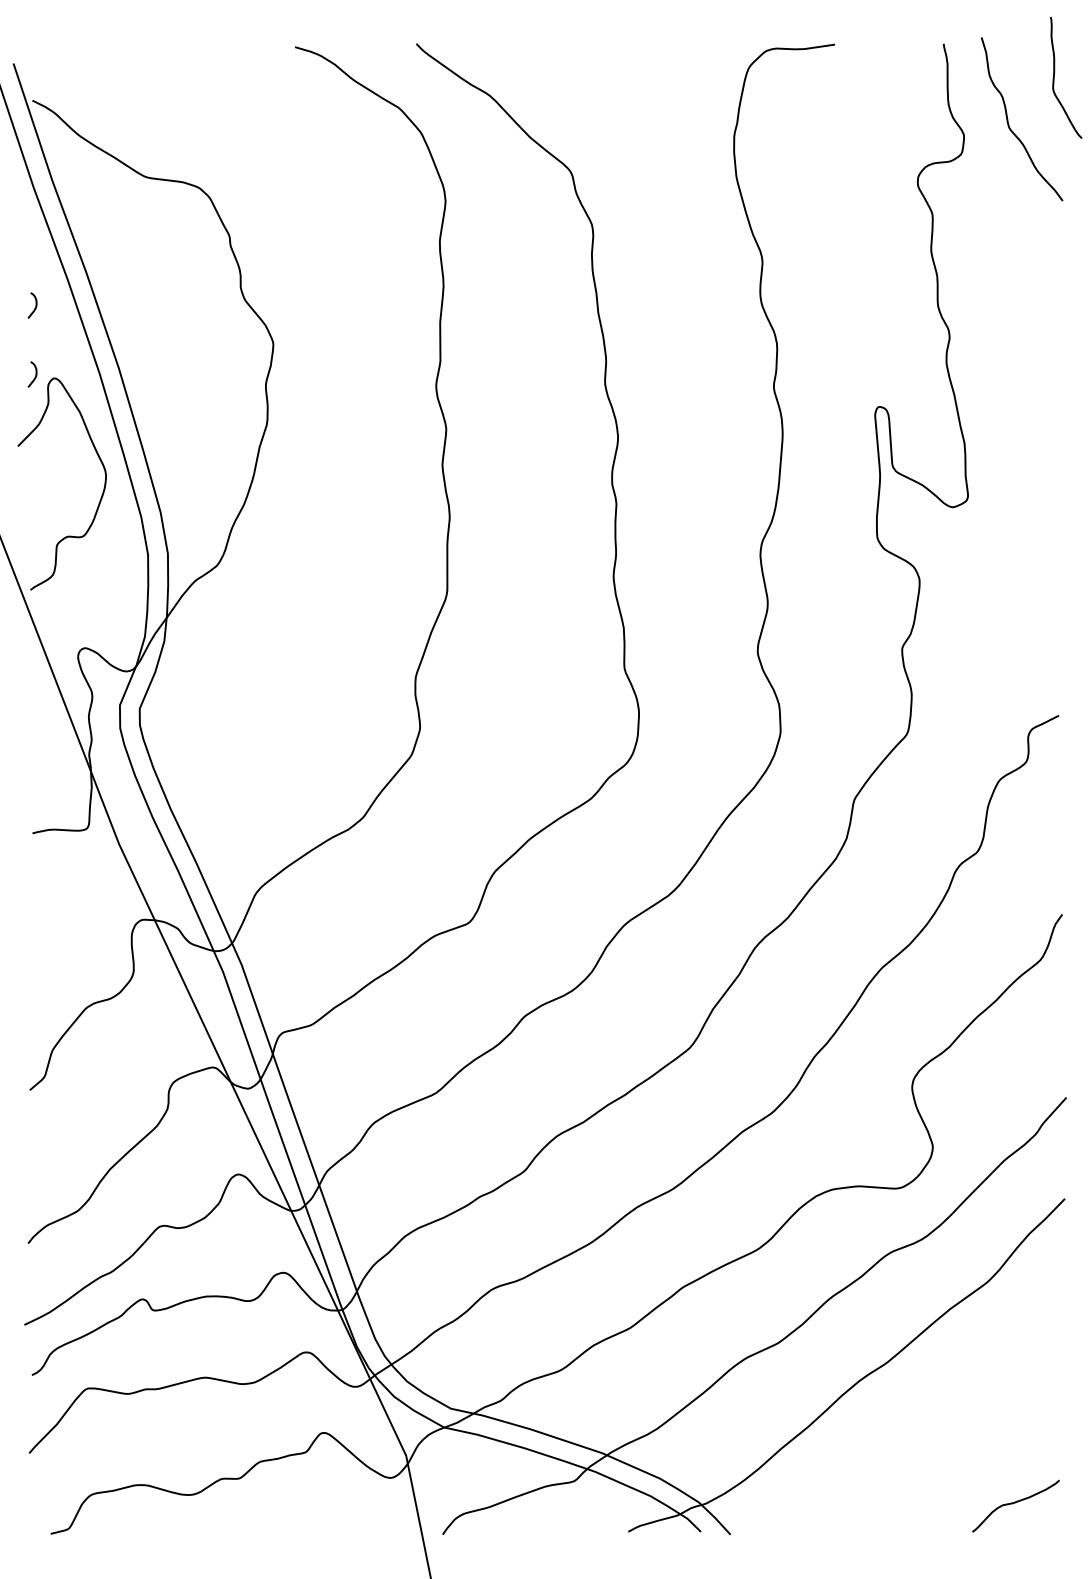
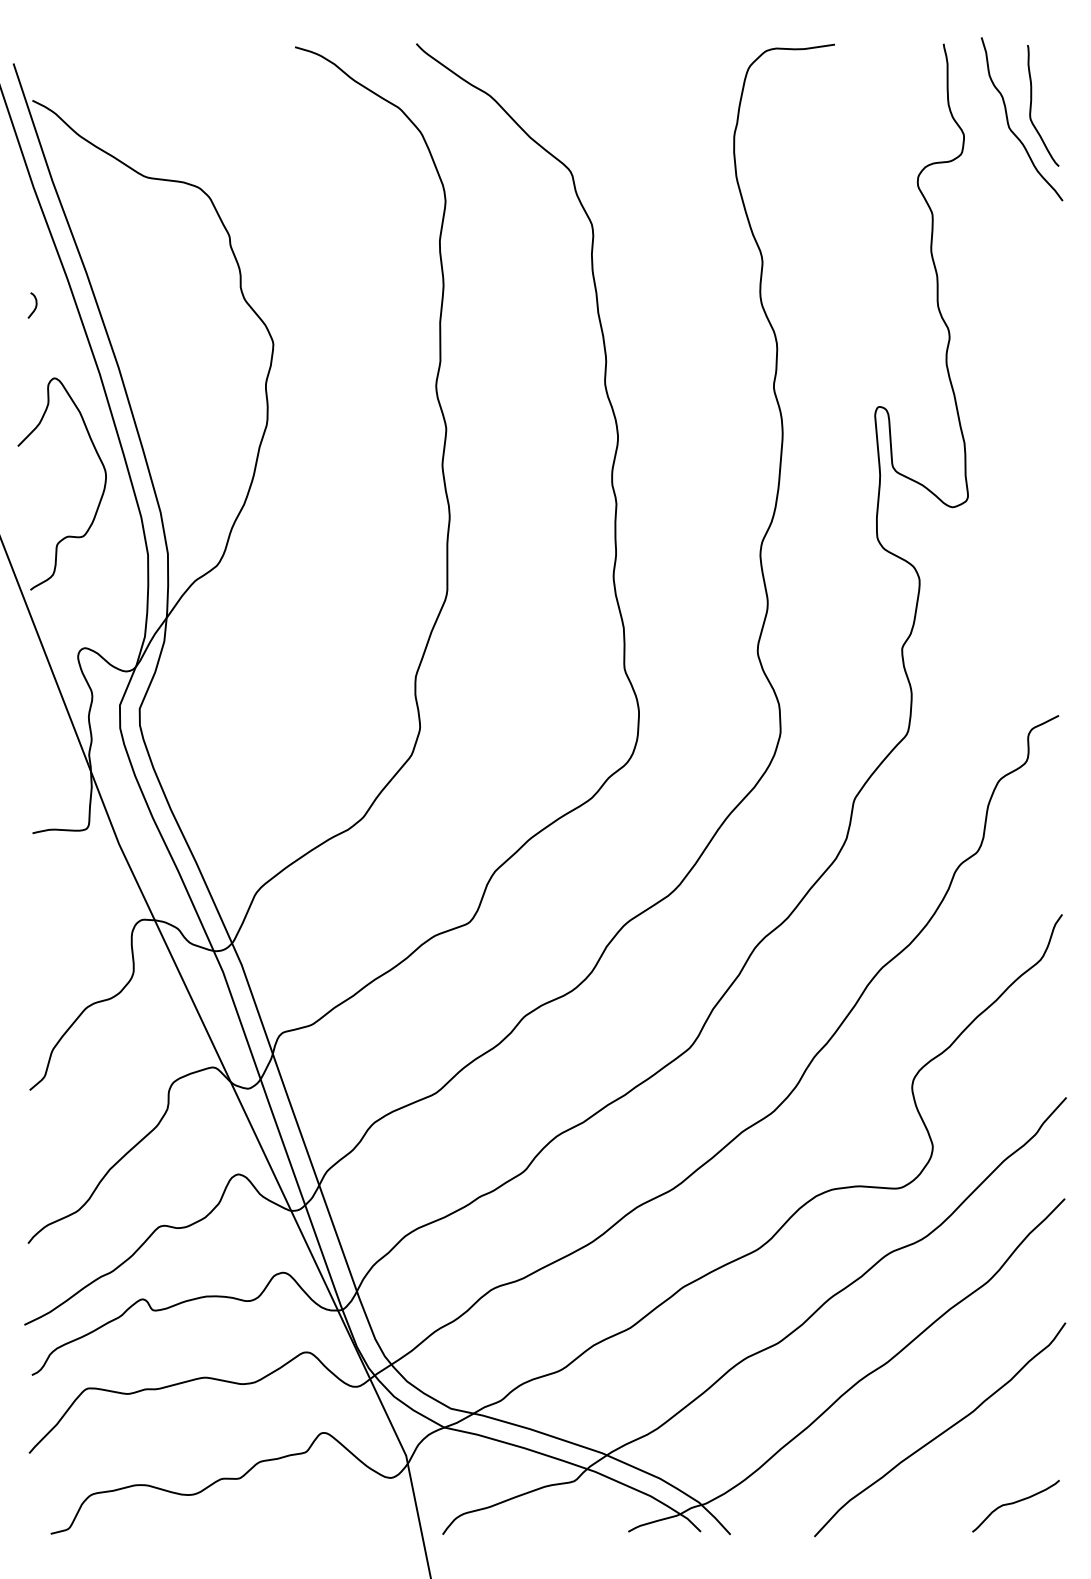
curve position: (1054, 77) -> (1031, 105) (1031, 105)
curve: present -> none (35, 374)
curve: none -> present (941, 1432)
